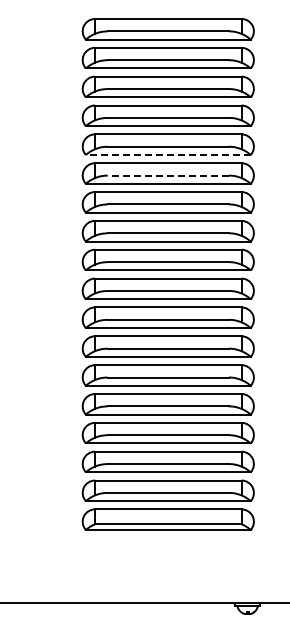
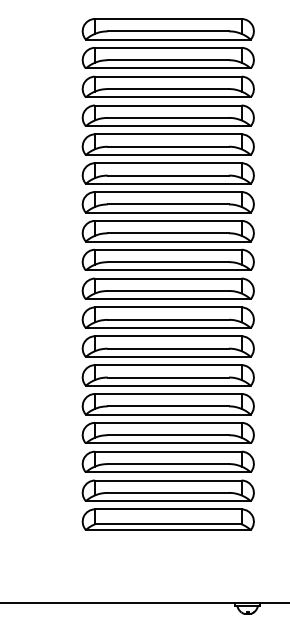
line: dashed -> solid (167, 155)
line: dashed -> solid (168, 175)
